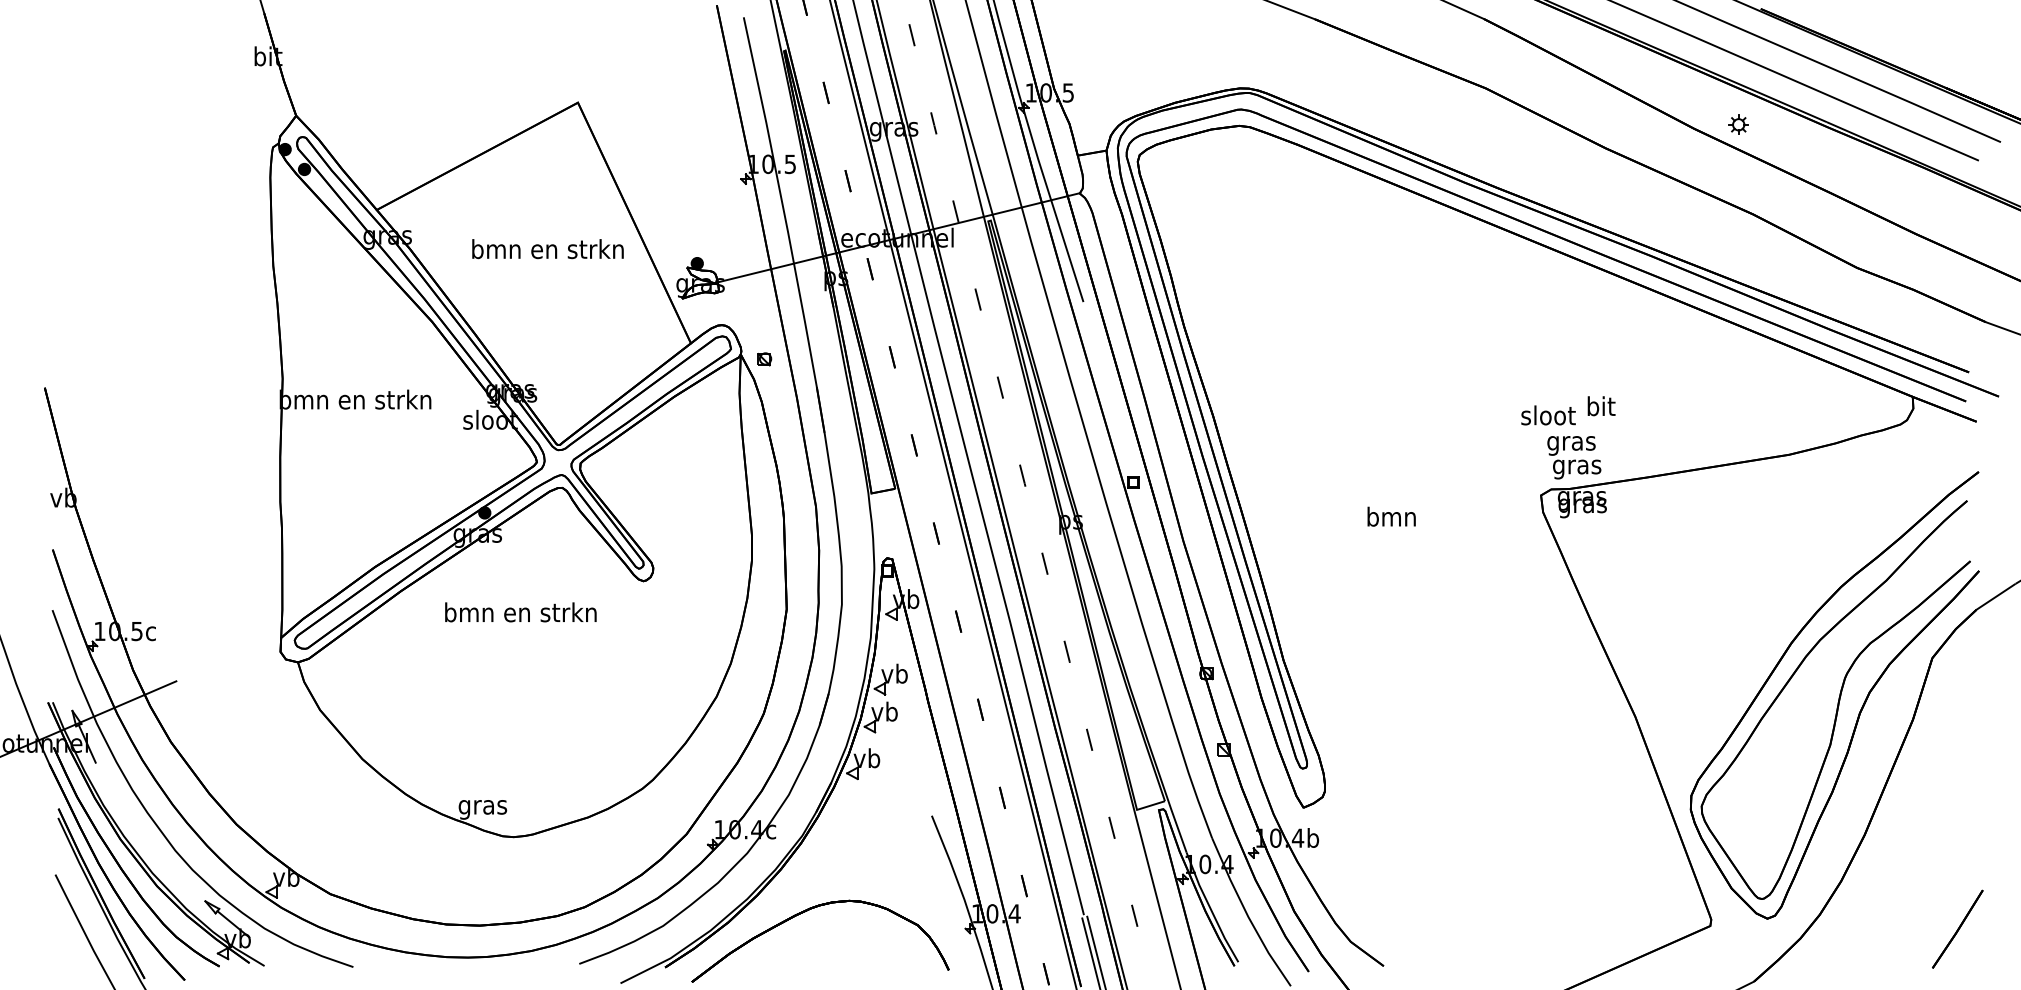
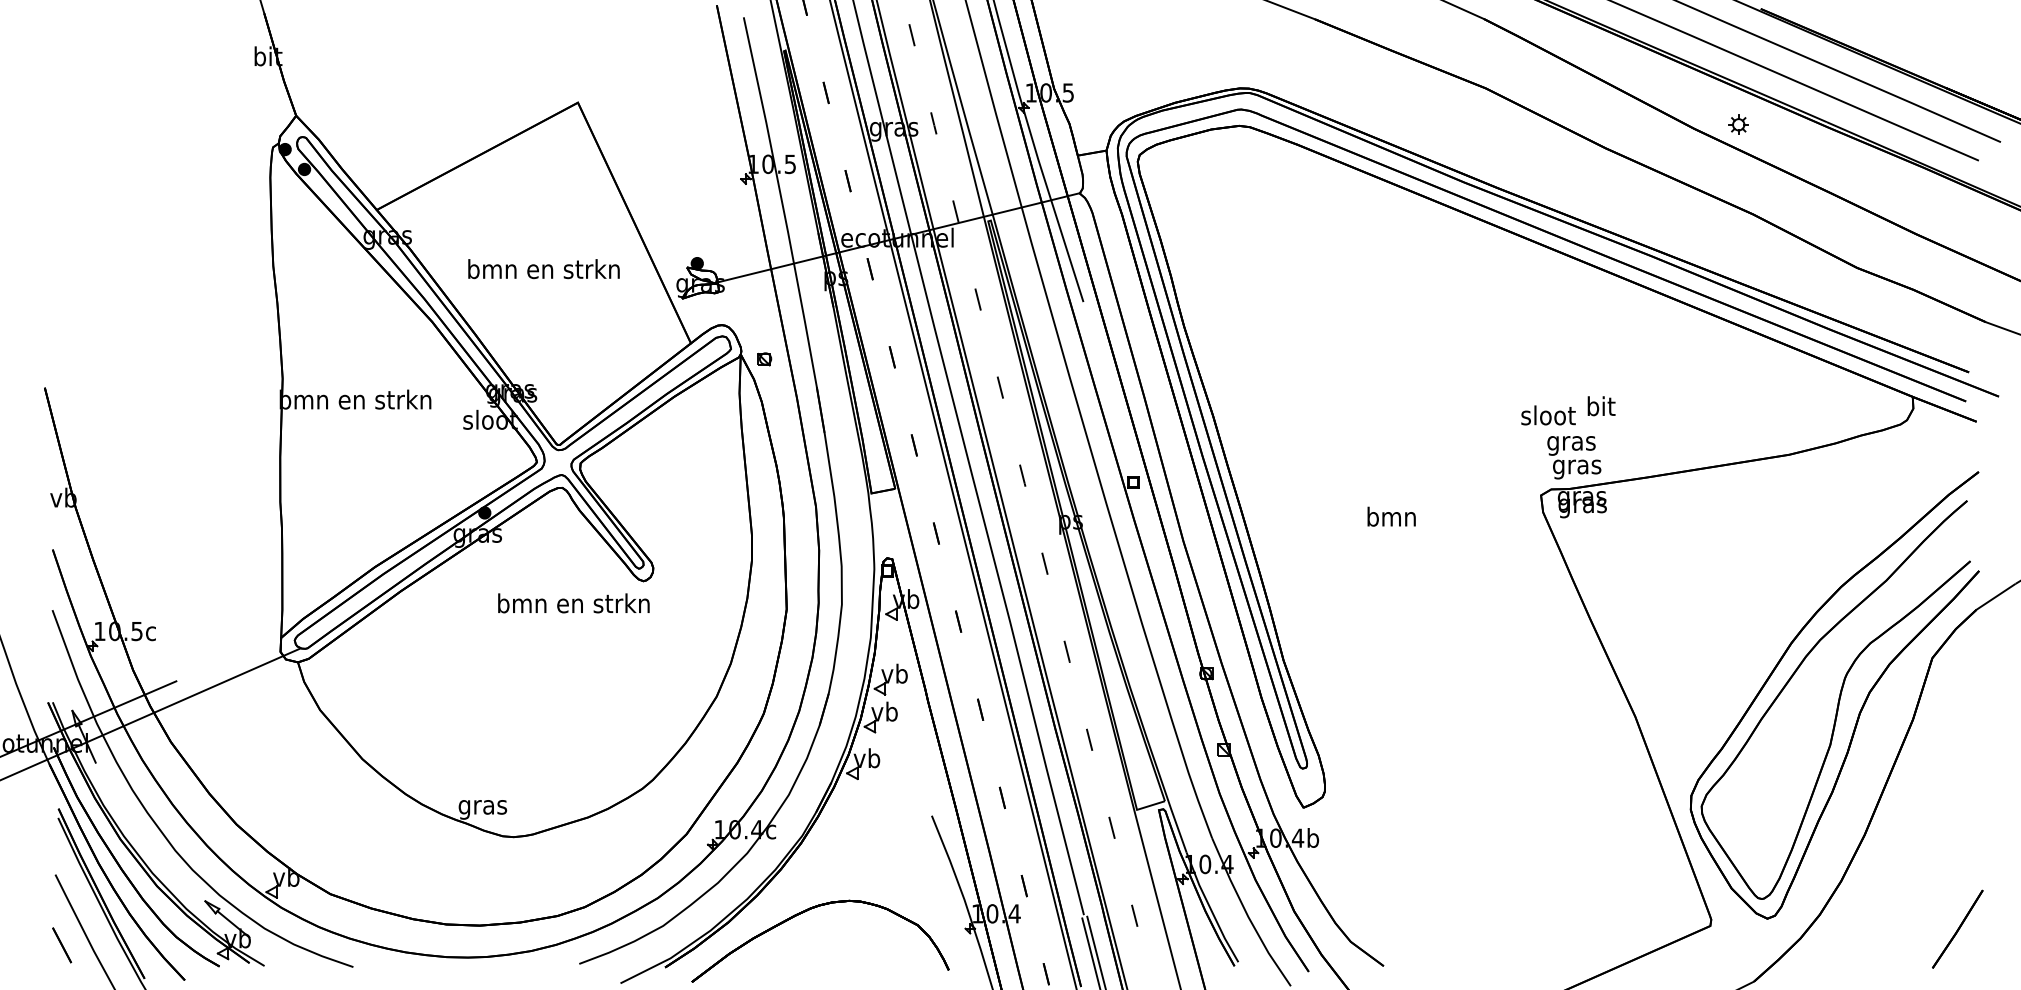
text position: (547, 249) -> (543, 269) (543, 269)
text position: (520, 612) -> (573, 603) (573, 603)
line: none -> present (150, 713)
line: none -> present (62, 945)
